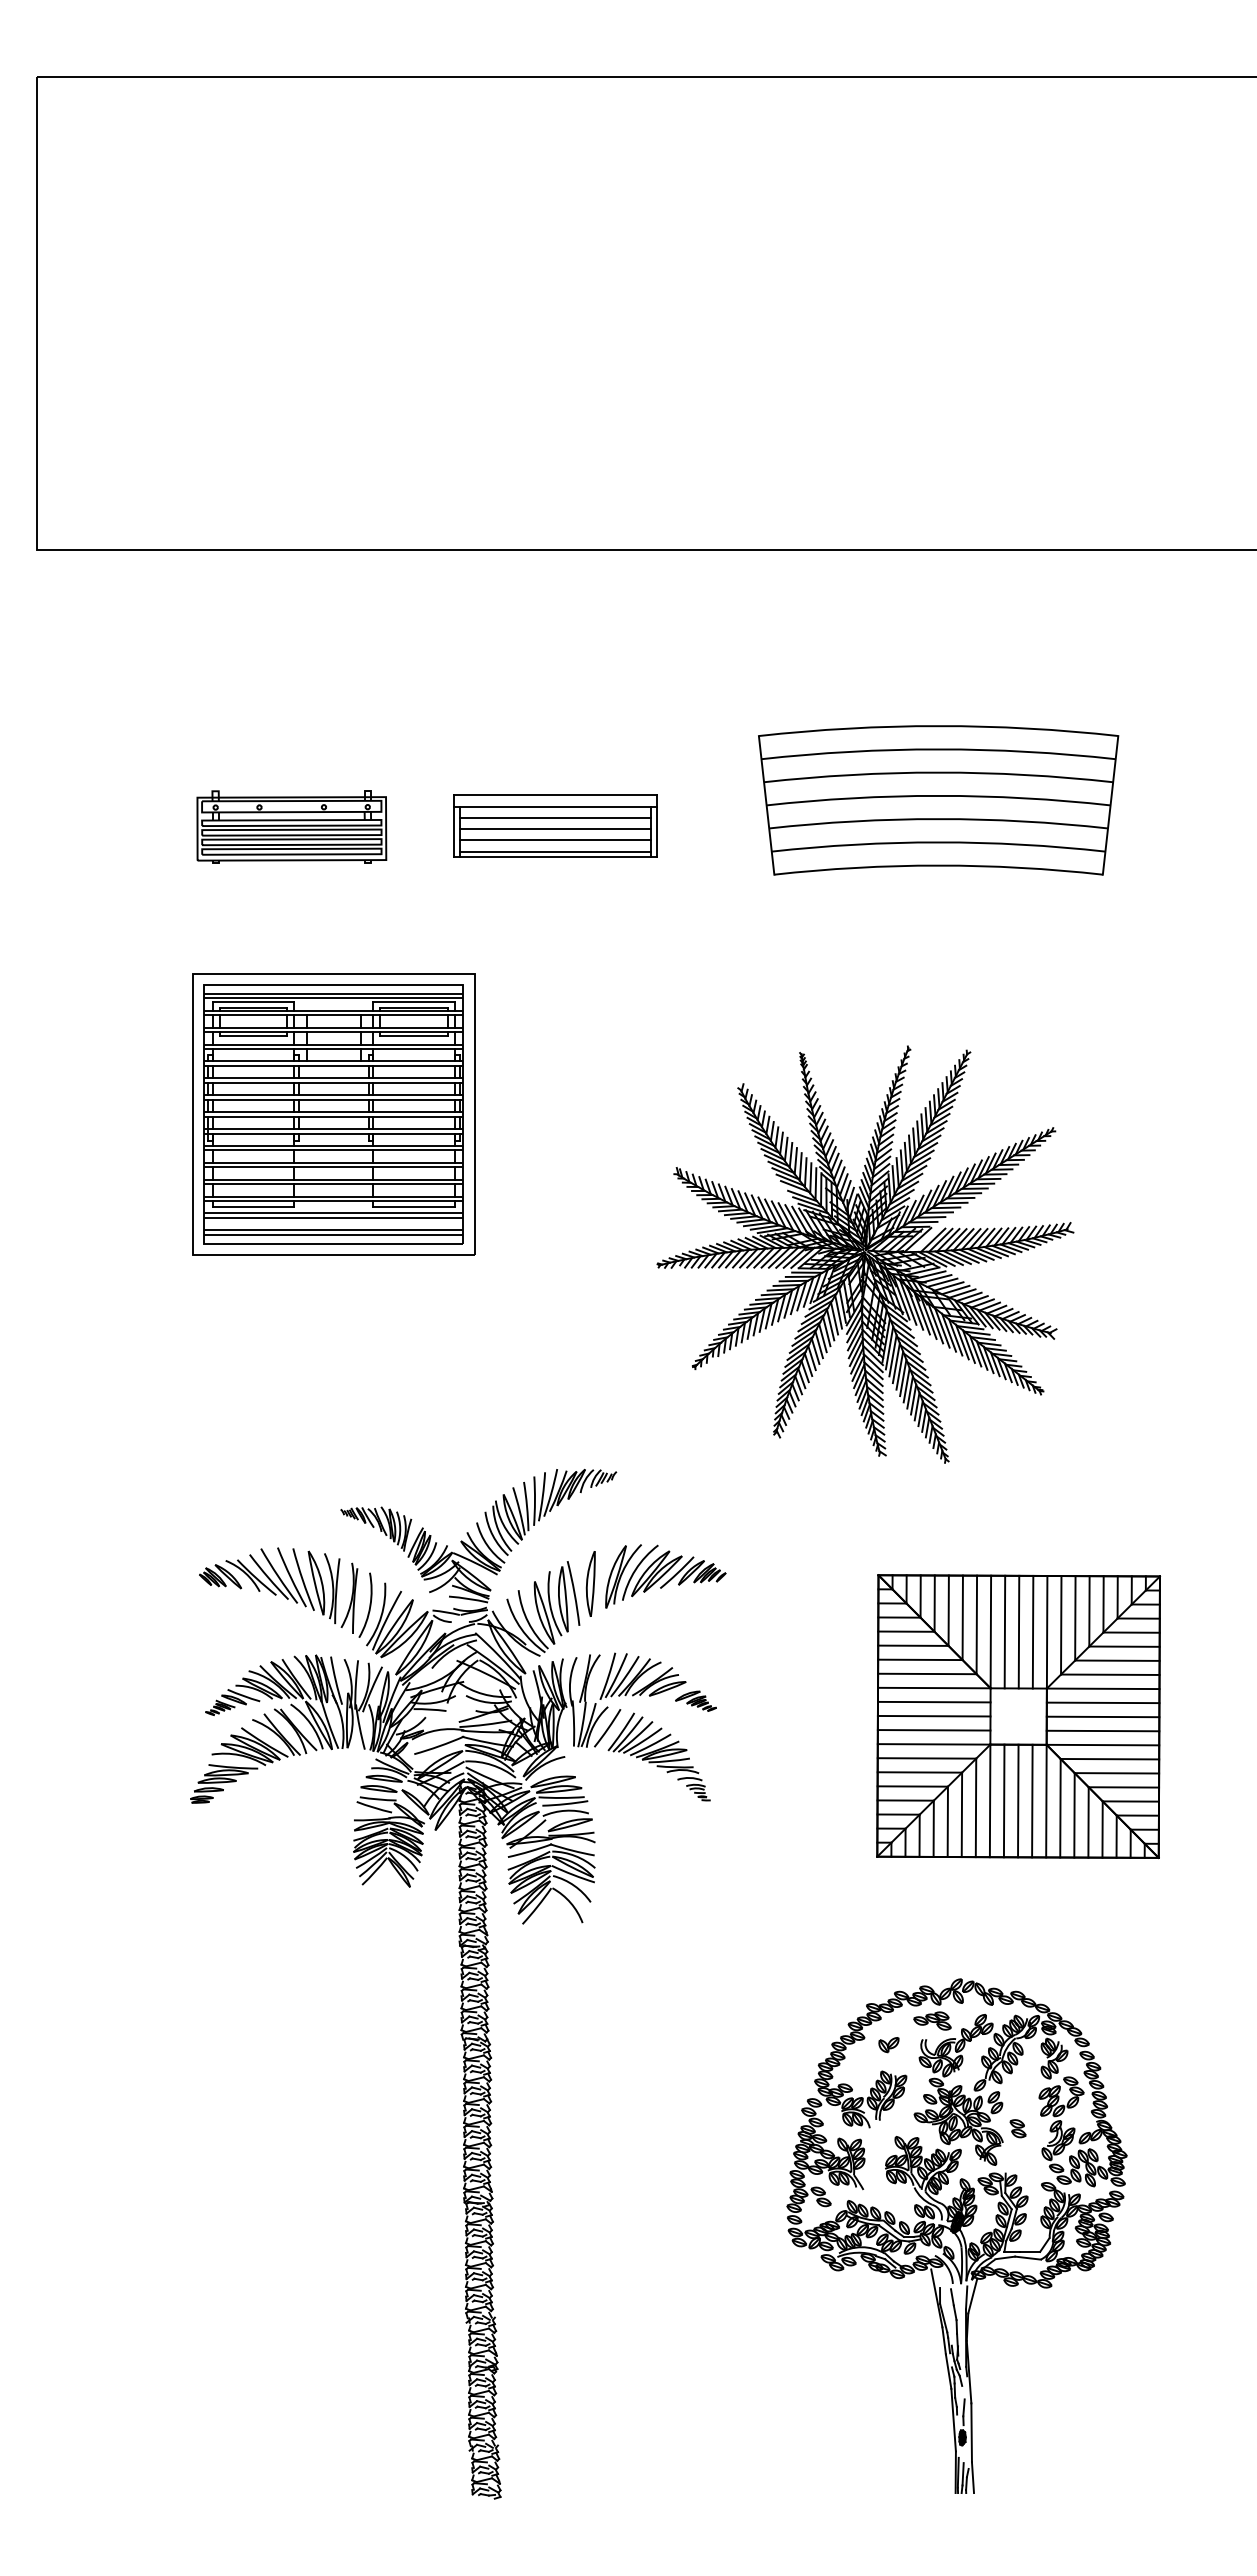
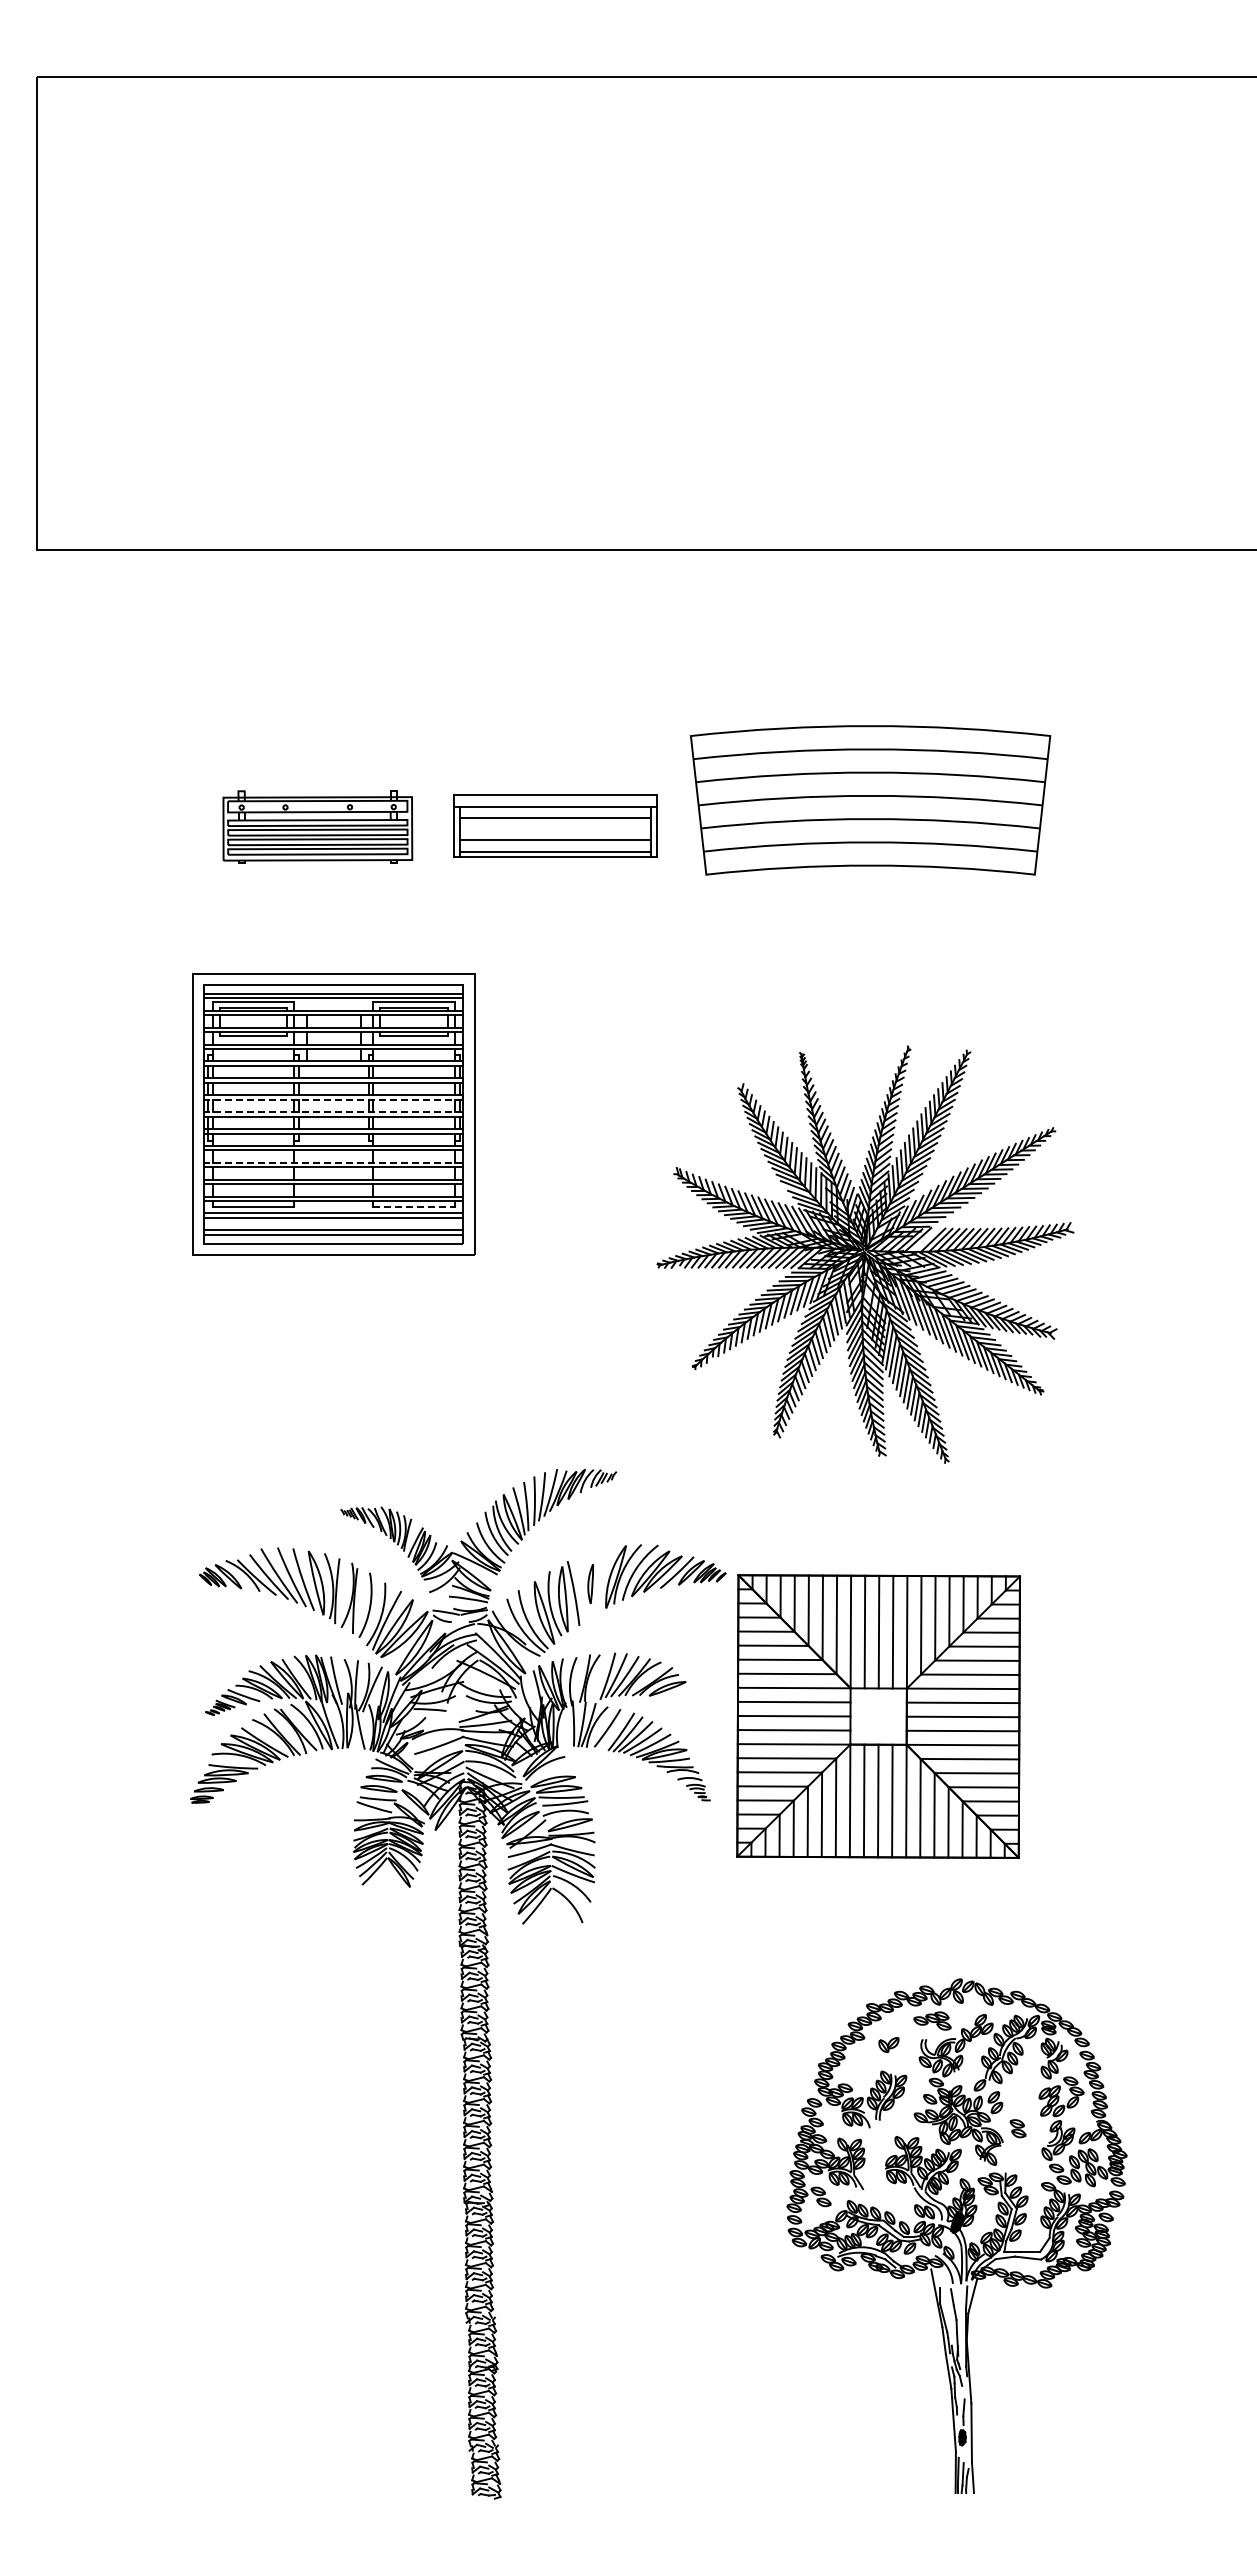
part position: (938, 800) -> (870, 800) (870, 800)
part position: (291, 826) -> (317, 826) (317, 826)
line: present -> none (555, 829)
line: solid -> dashed (333, 1099)
line: solid -> dashed (333, 1112)
line: solid -> dashed (333, 1162)
line: solid -> dashed (414, 1207)
part size: 11x66 px -> 7x40 px (590, 1583)
part: present -> none (695, 1700)
part position: (1018, 1716) -> (878, 1716) (878, 1716)
